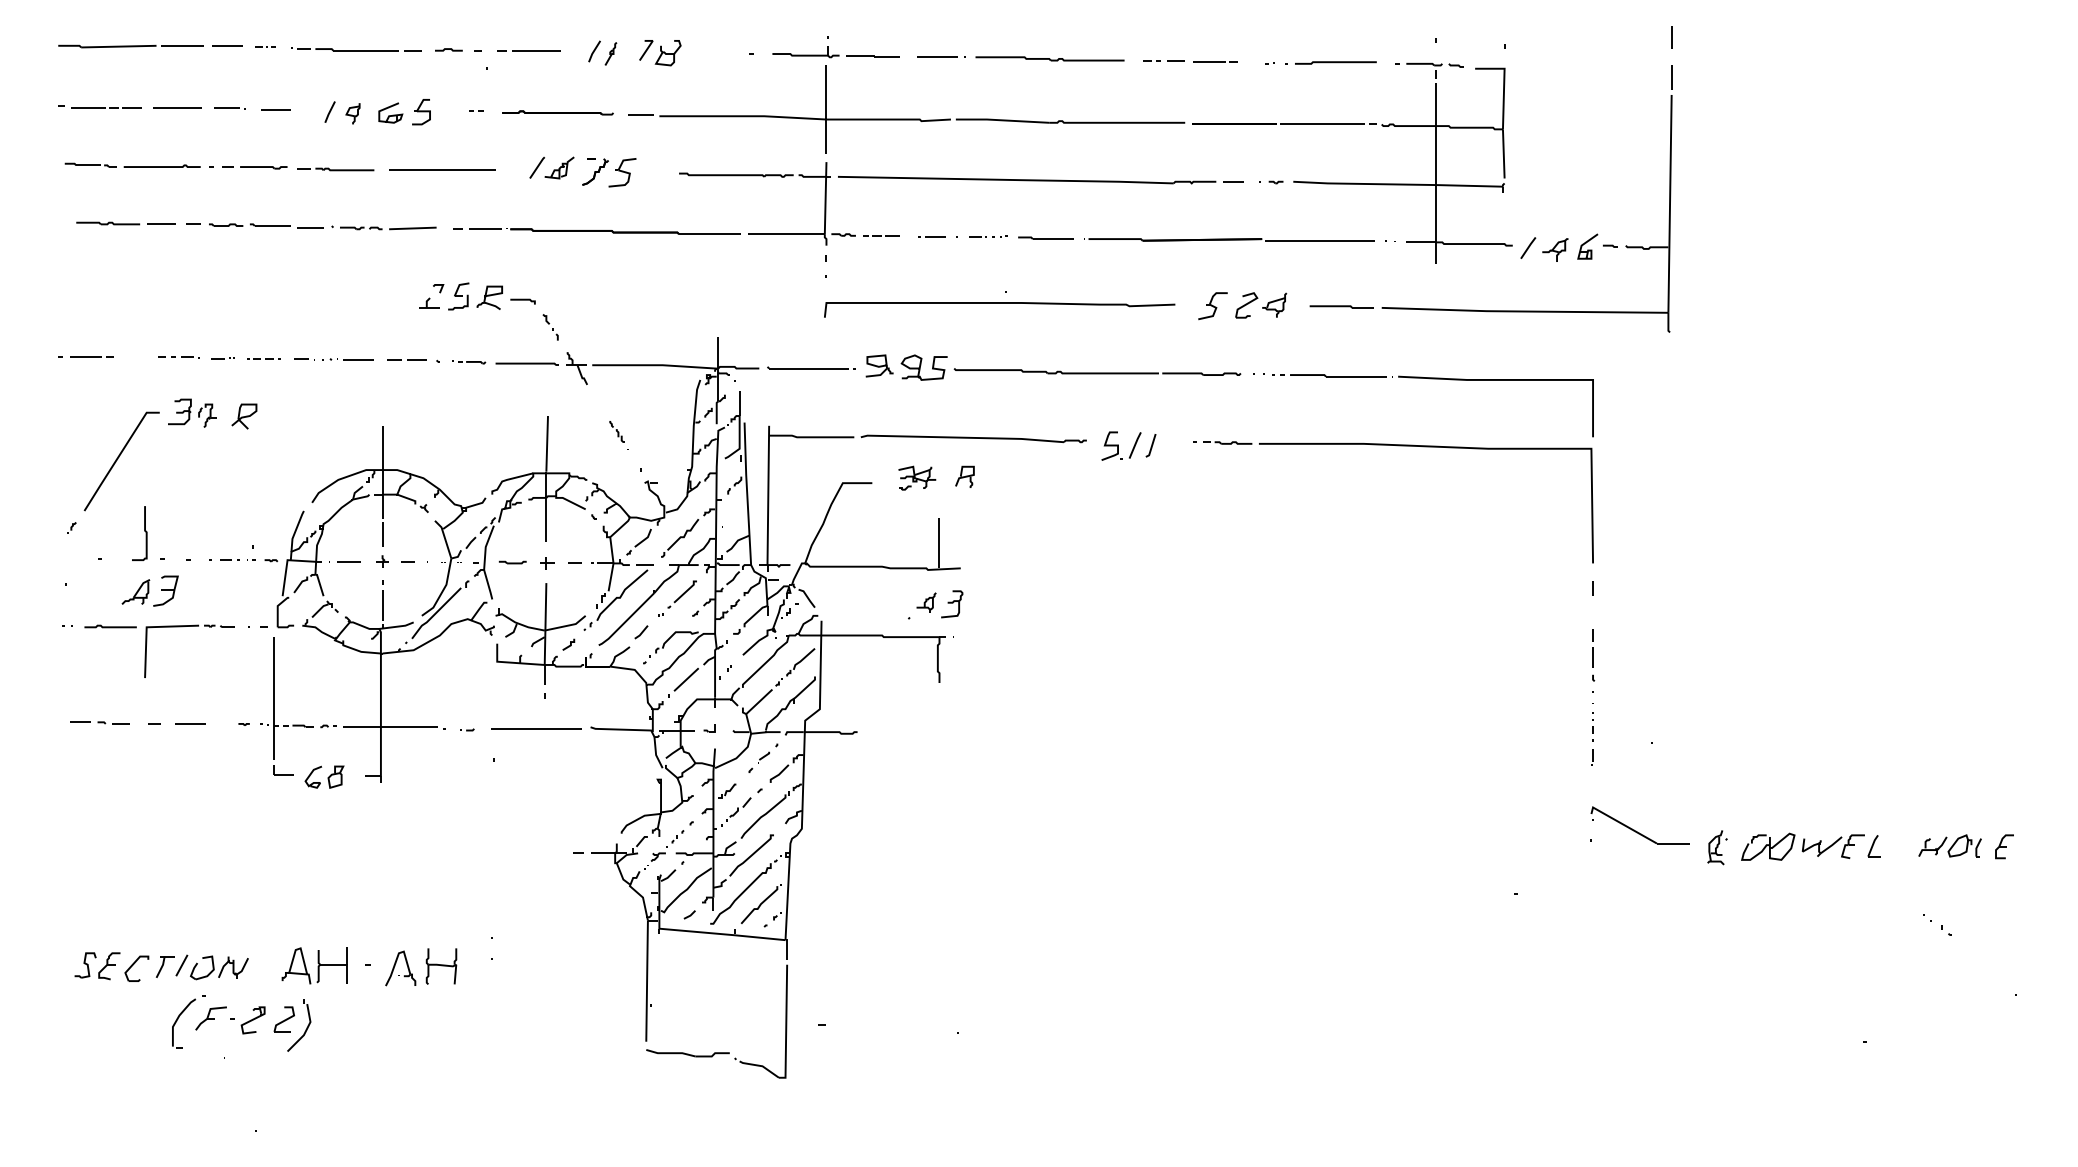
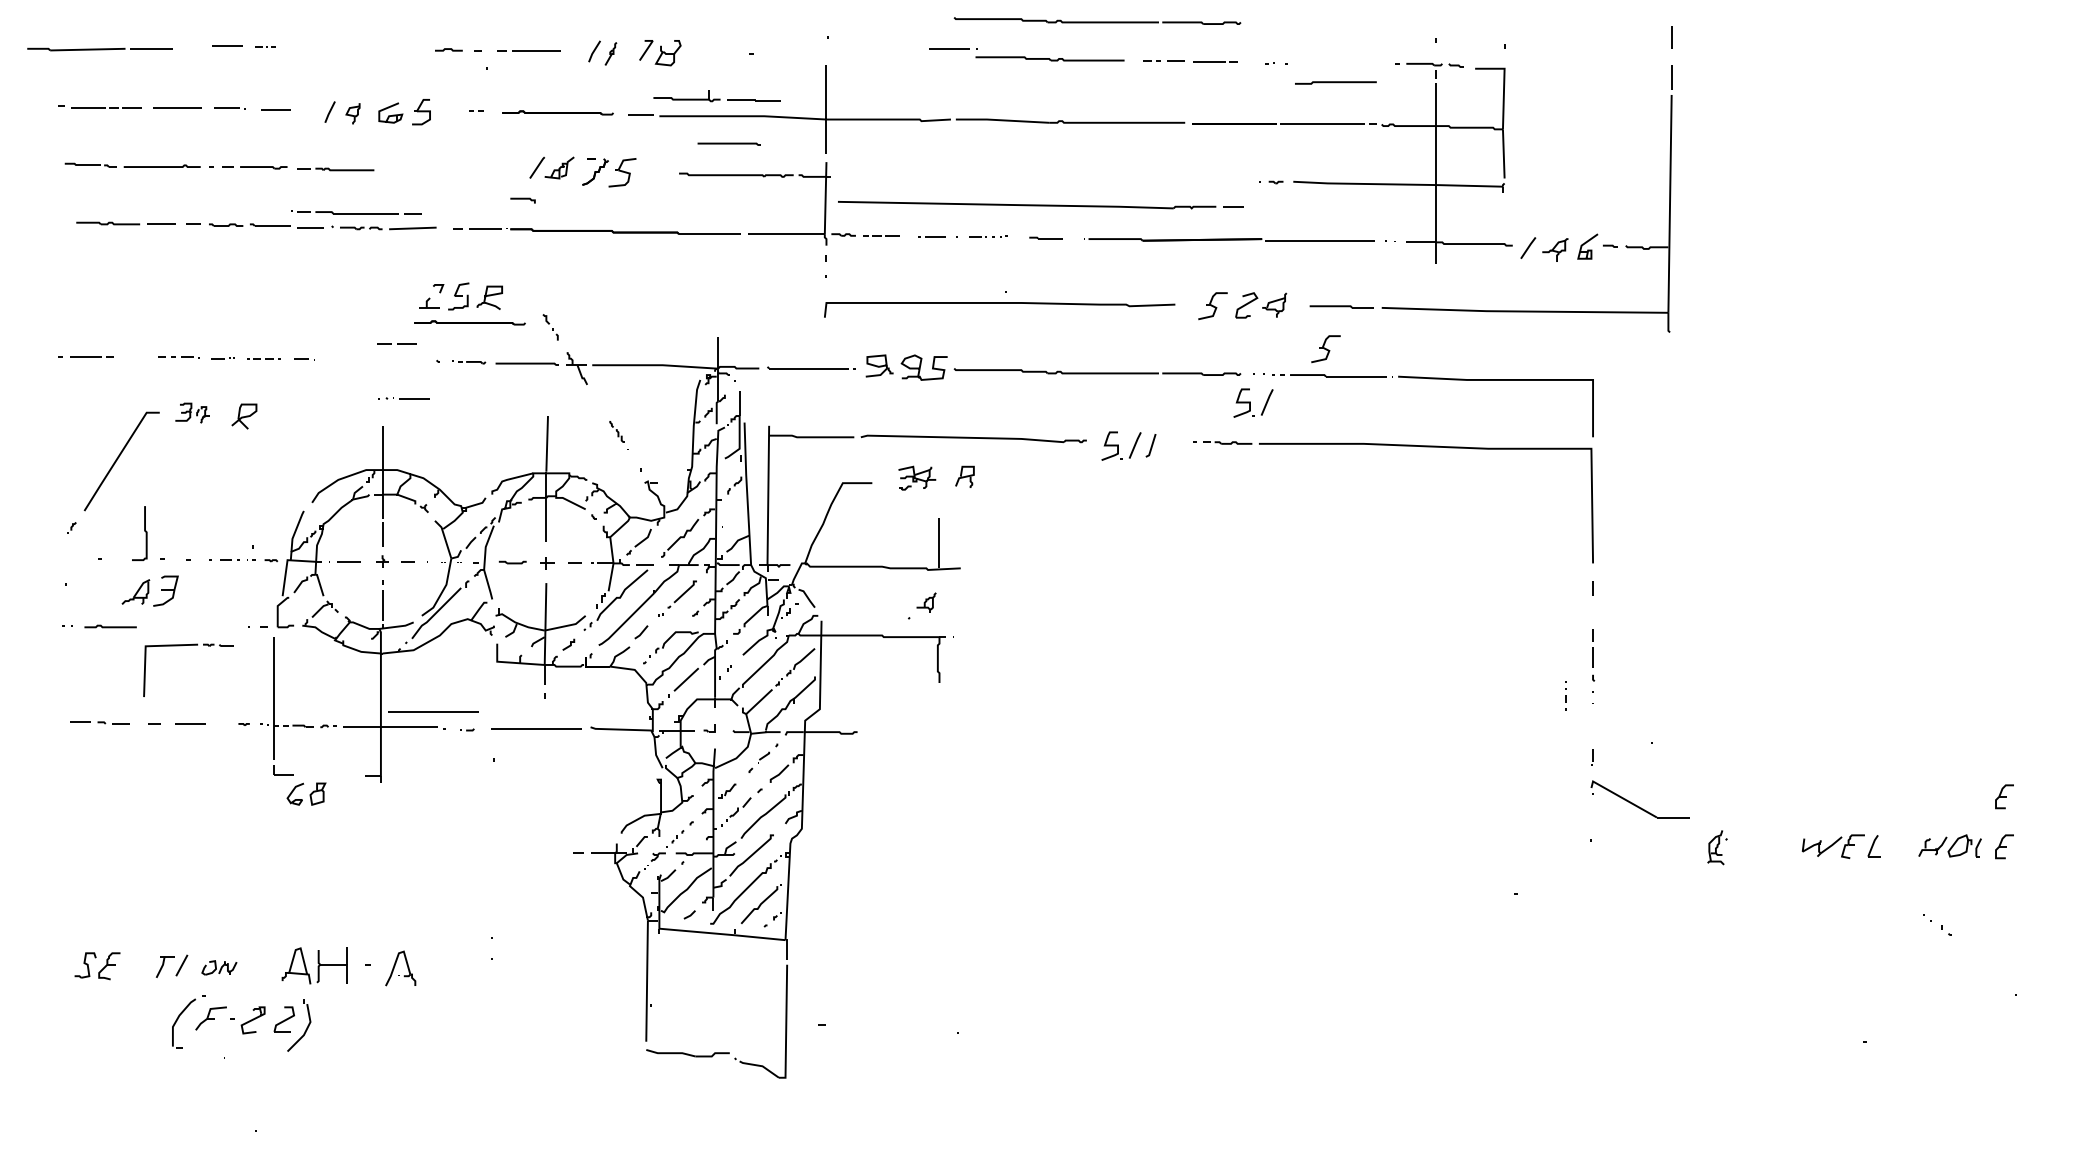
part: none -> present (1097, 20)
part position: (130, 46) -> (99, 49) (99, 49)
part position: (356, 49) -> (356, 212) (356, 212)
part position: (835, 52) -> (716, 96) (716, 96)
line position: (941, 56) -> (953, 48) (953, 48)
line position: (1335, 62) -> (1335, 82) (1335, 82)
line: none -> present (728, 143)
line: present -> none (442, 169)
part position: (1040, 180) -> (1040, 205) (1040, 205)
part size: 56x4 px -> 34x4 px (1045, 237)
line position: (522, 300) -> (522, 199) (522, 199)
part: none -> present (469, 322)
part: none -> present (1325, 349)
part position: (347, 359) -> (403, 398) (403, 398)
line position: (407, 359) -> (397, 343) (397, 343)
part: none -> present (1253, 402)
part size: 49x30 px -> 35x22 px (192, 412)
part: present -> none (952, 604)
part position: (183, 627) -> (182, 646) (182, 646)
line: none -> present (433, 711)
part position: (1592, 726) -> (1565, 695) (1565, 695)
part position: (324, 776) -> (306, 793) (306, 793)
part: none -> present (2004, 796)
part position: (1639, 825) -> (1639, 799) (1639, 799)
part: present -> none (1768, 846)
part: present -> none (441, 966)
part size: 59x26 px -> 37x16 px (219, 967)
part: present -> none (136, 968)
